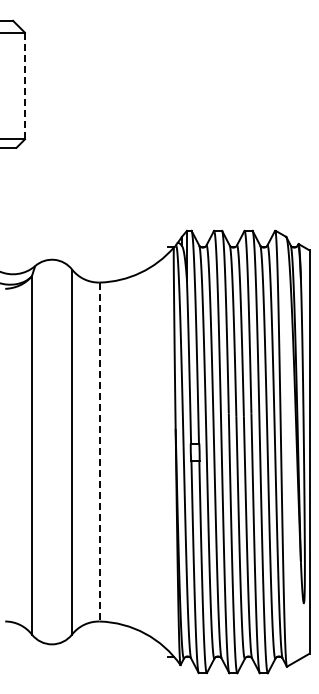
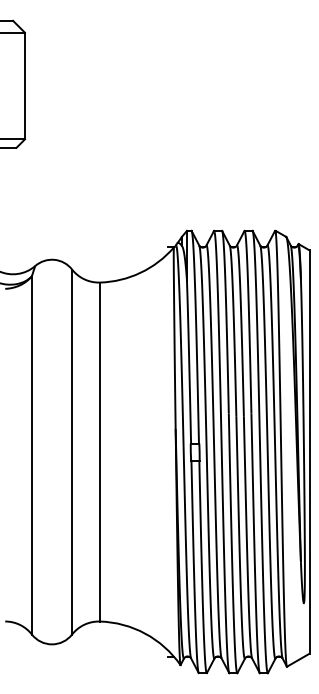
line: dashed -> solid (24, 86)
line: dashed -> solid (99, 452)
